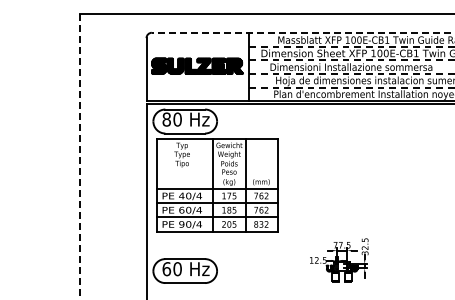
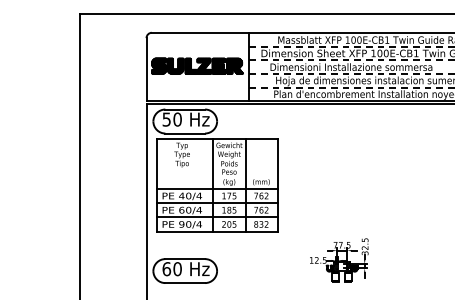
line: dashed -> solid (302, 32)
text: 80 -> 50 (166, 119)
line: dashed -> solid (79, 157)
